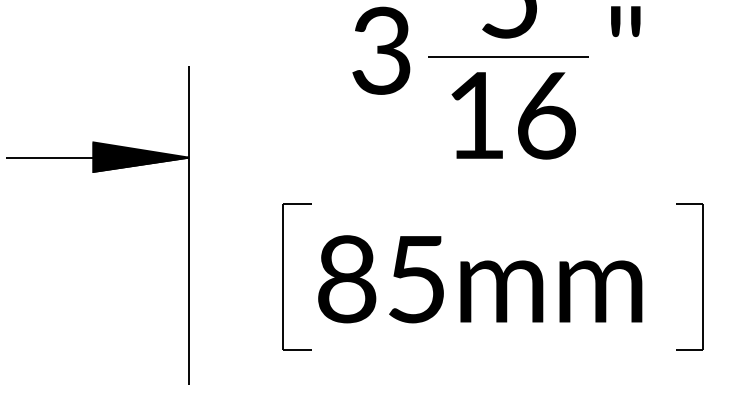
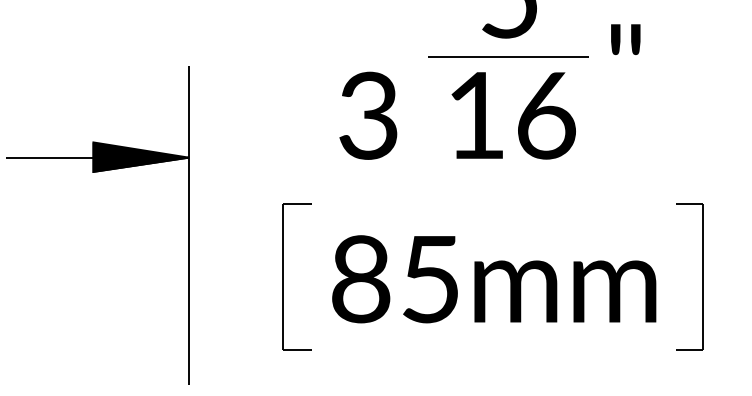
text position: (625, 21) -> (625, 39) (625, 39)
text position: (381, 50) -> (368, 115) (368, 115)
text position: (480, 279) -> (494, 279) (494, 279)
